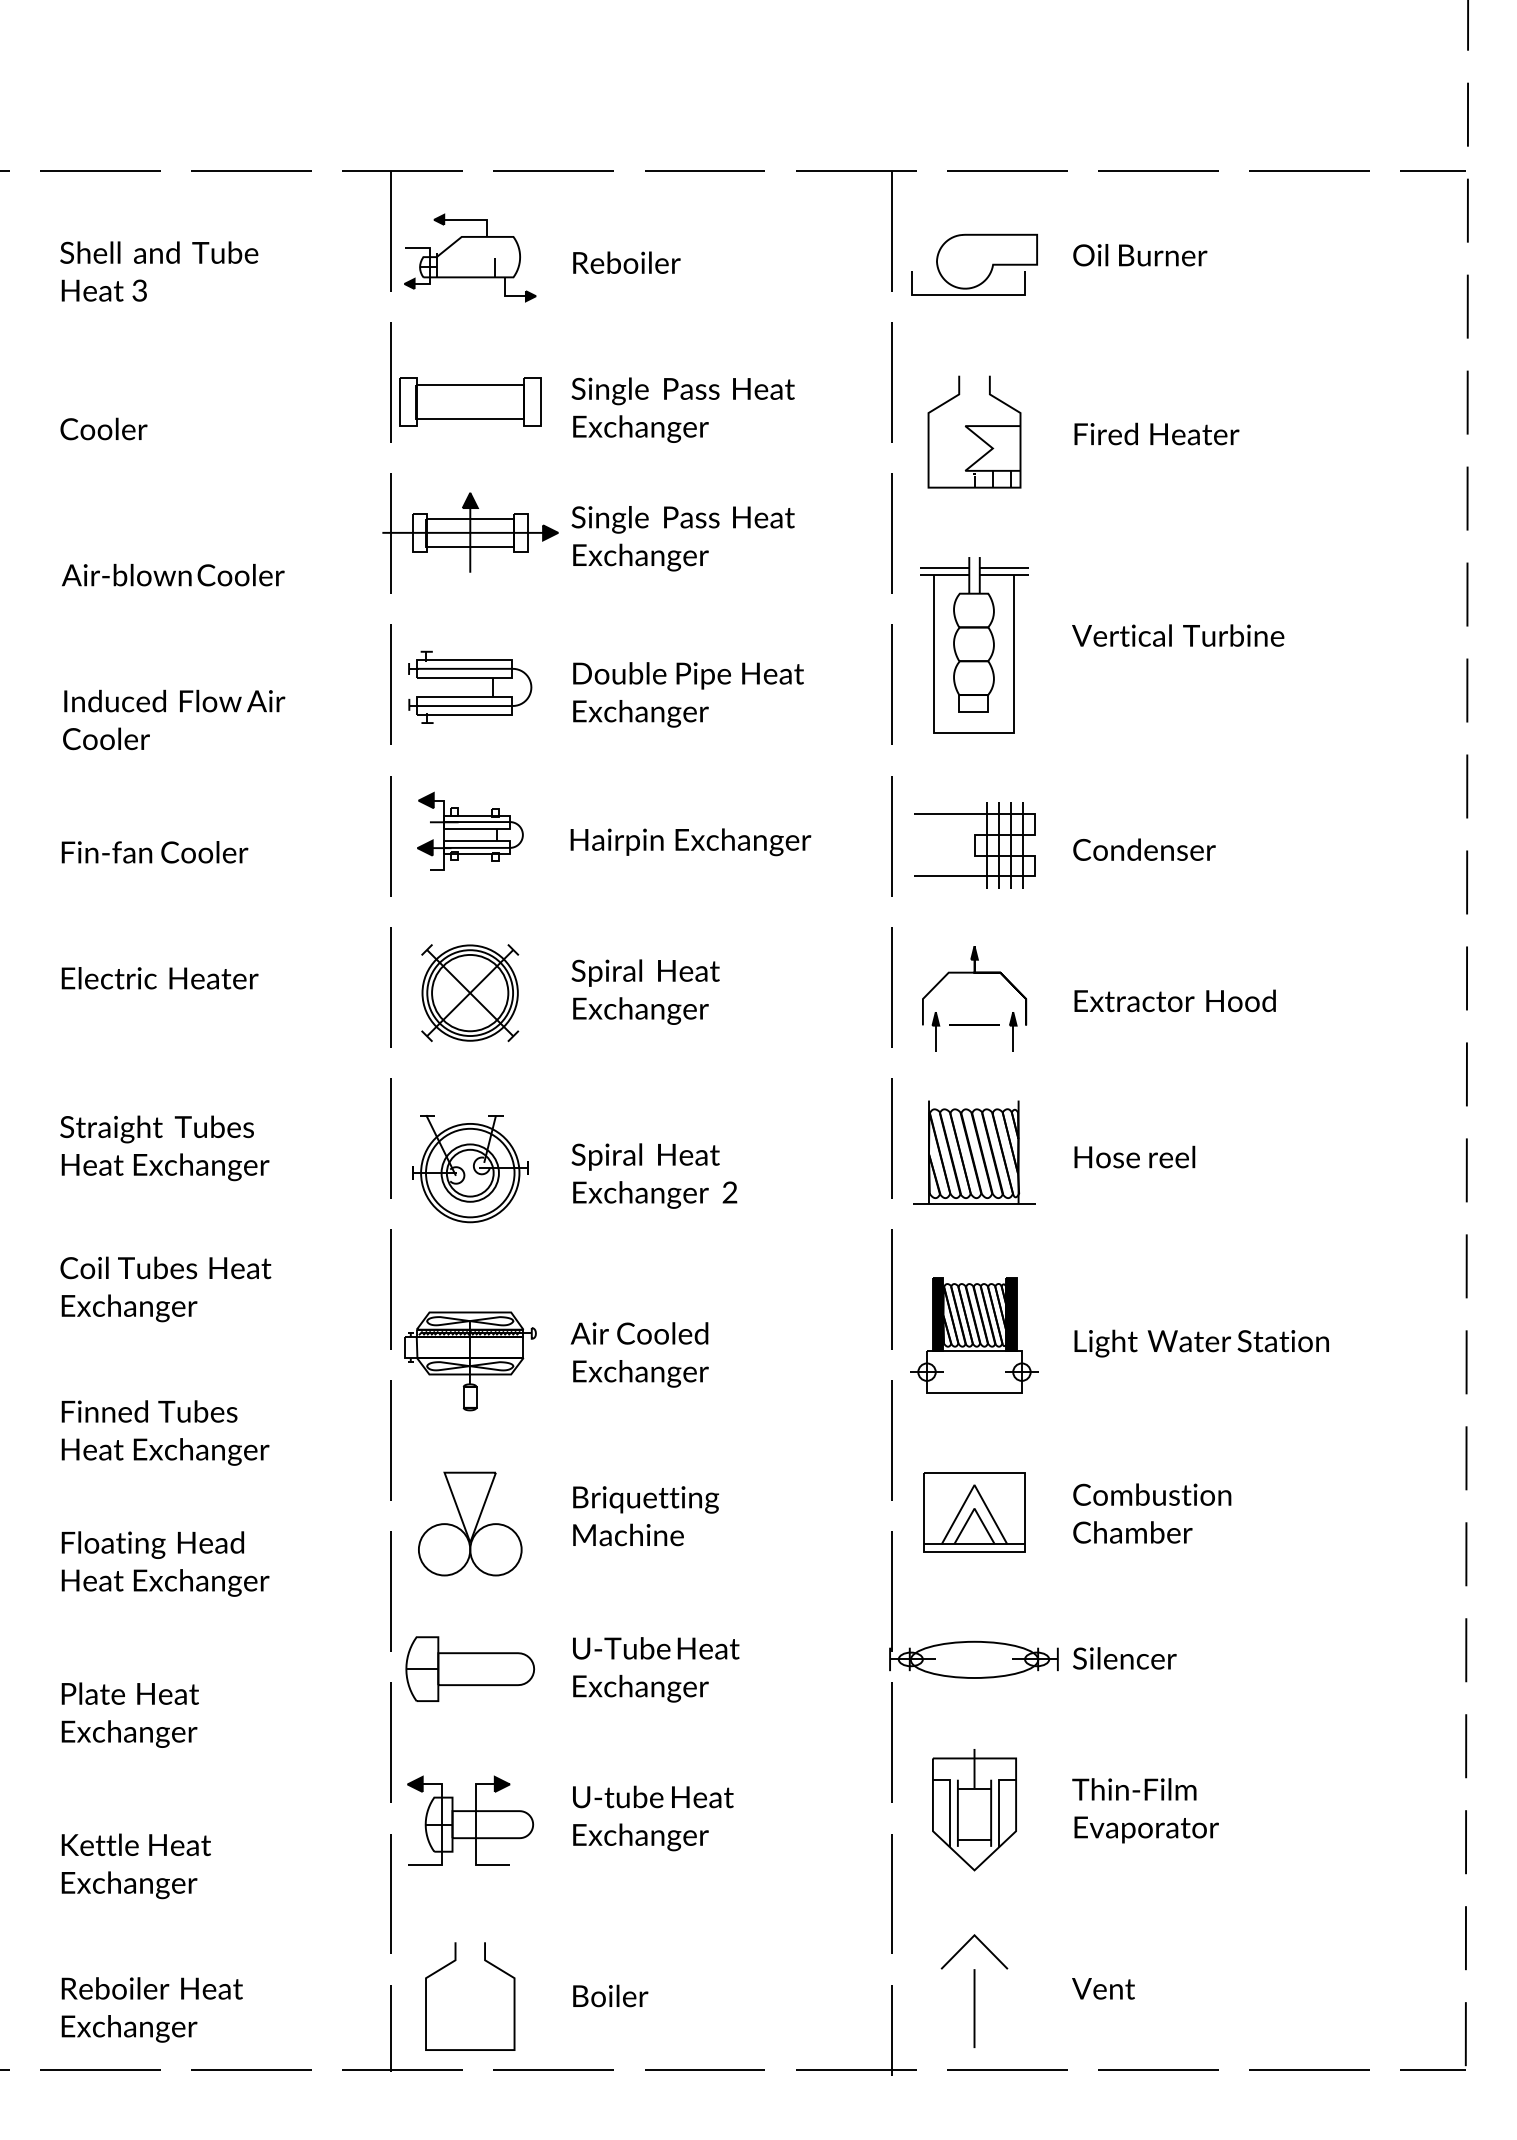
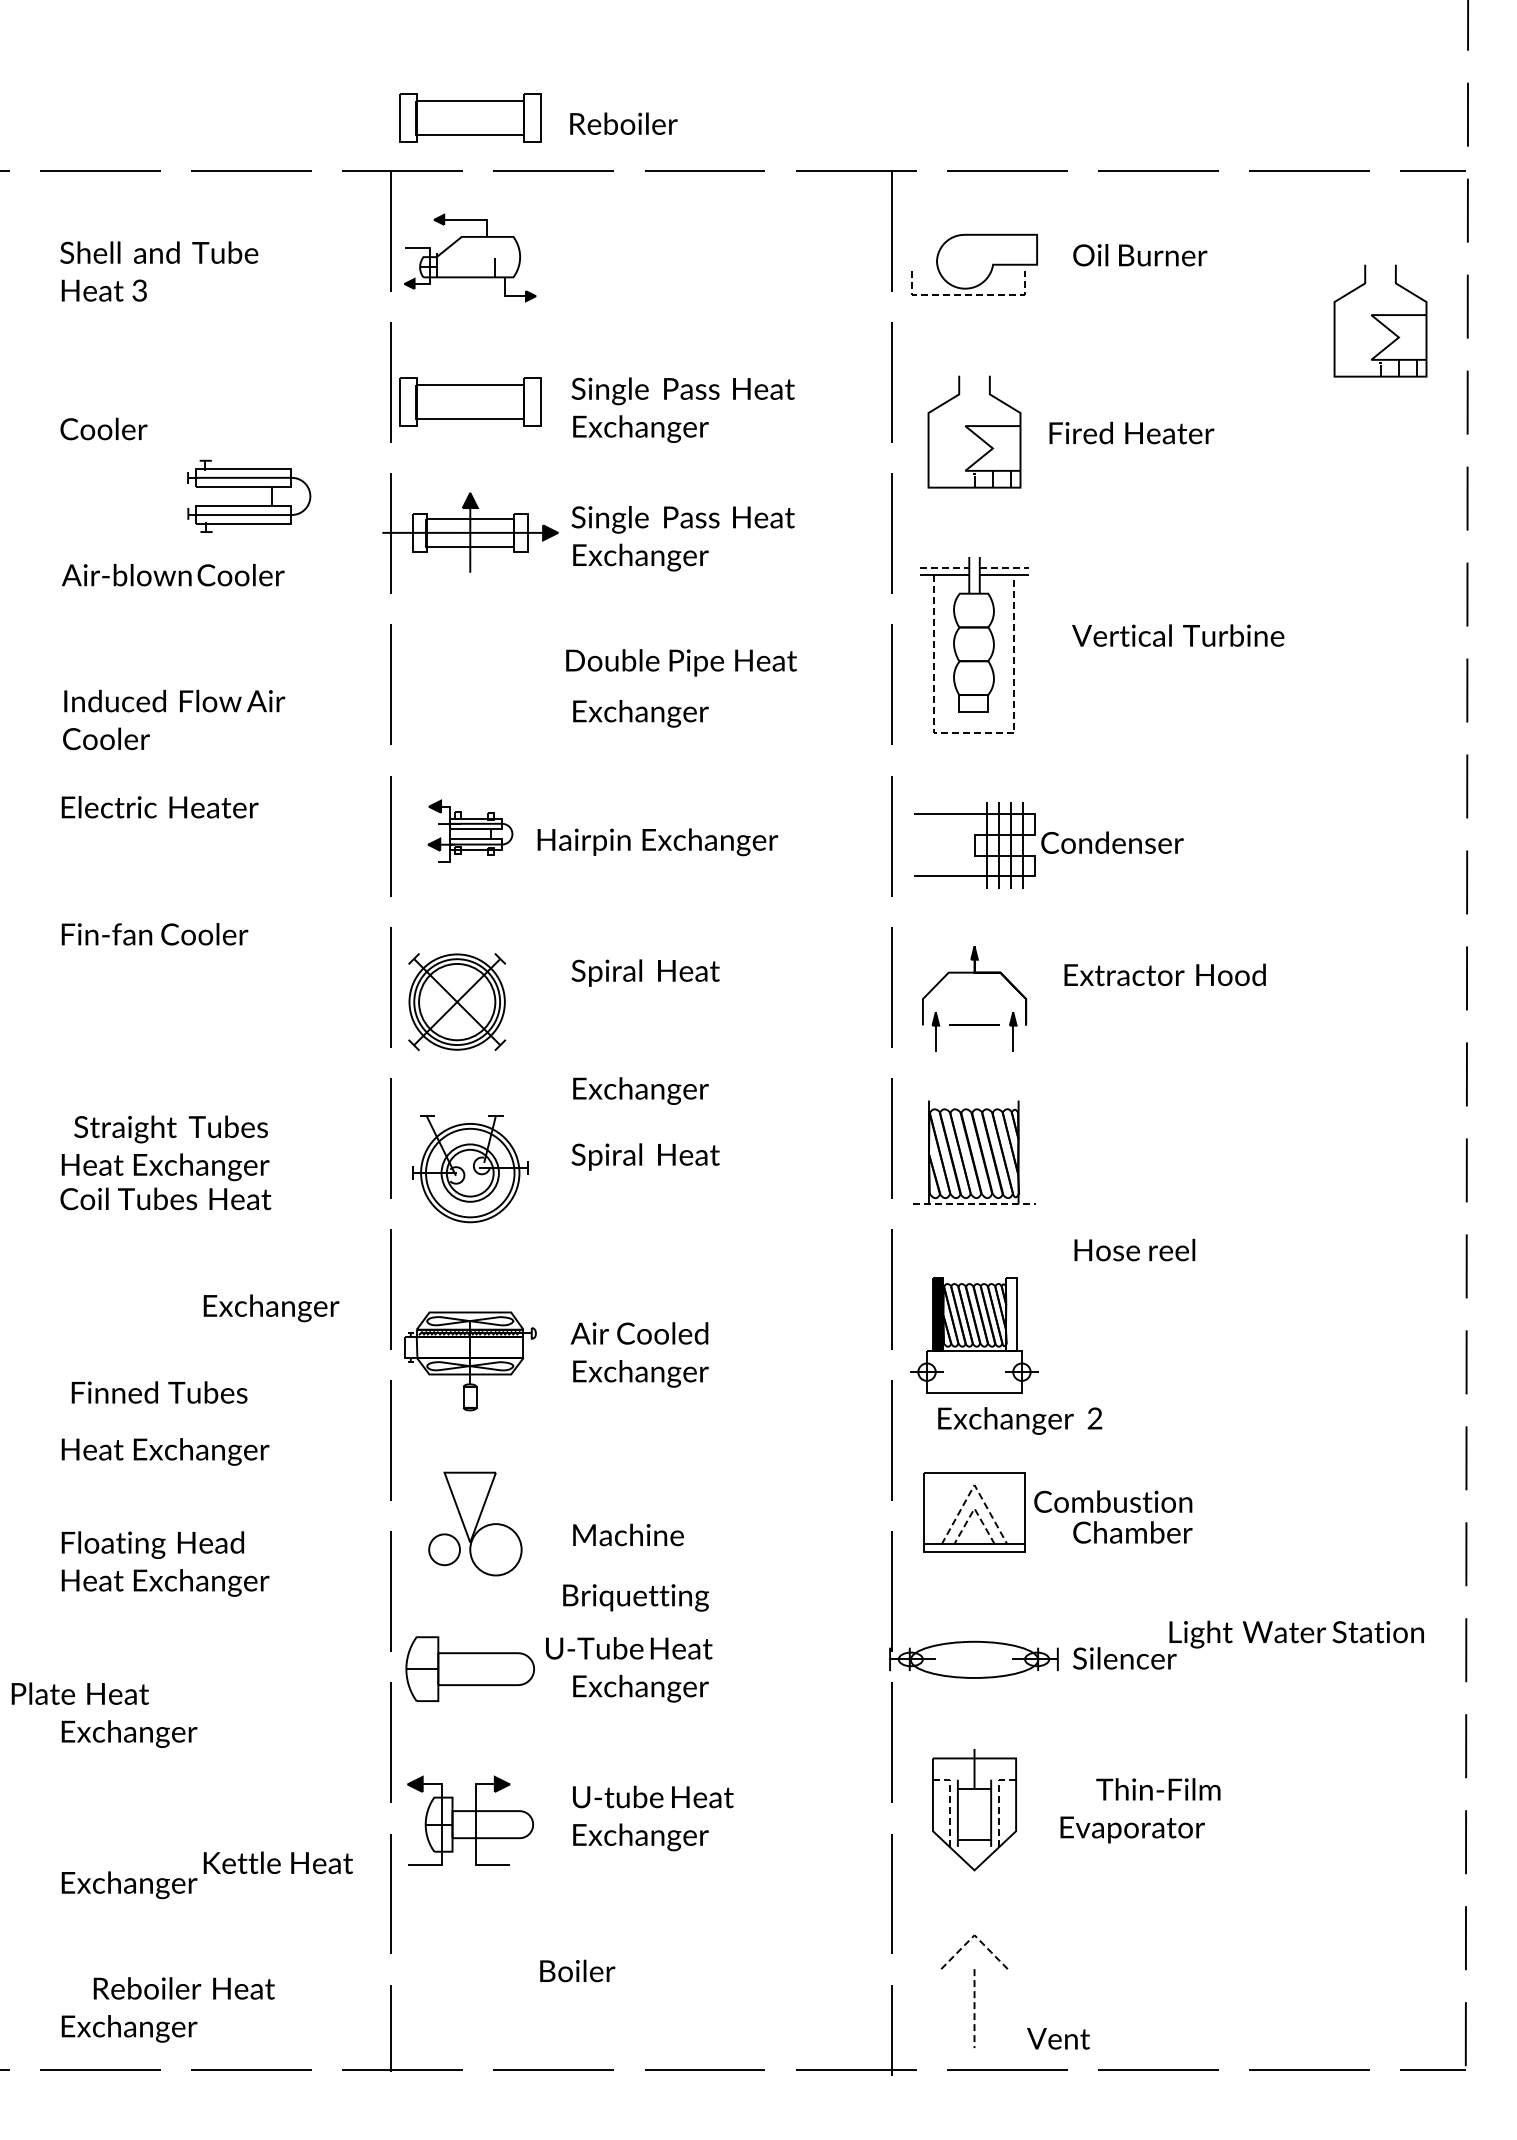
part: none -> present (470, 117)
text position: (626, 262) -> (623, 123) (623, 123)
line: solid -> dashed (968, 294)
part: none -> present (1380, 320)
text position: (1156, 433) -> (1131, 432) (1131, 432)
line: solid -> dashed (944, 568)
line: solid -> dashed (1004, 568)
text position: (688, 675) -> (681, 662) (681, 662)
part position: (470, 678) -> (249, 487) (249, 487)
line: solid -> dashed (974, 733)
part size: 107x80 px -> 87x64 px (470, 830)
text position: (690, 842) -> (657, 842) (657, 842)
text position: (1144, 849) -> (1112, 842) (1112, 842)
text position: (154, 852) -> (154, 934) (154, 934)
text position: (159, 978) -> (159, 807) (159, 807)
part position: (470, 992) -> (457, 1001) (457, 1001)
text position: (1174, 1000) -> (1164, 974) (1164, 974)
text position: (640, 1010) -> (640, 1090) (640, 1090)
text position: (156, 1129) -> (170, 1129) (170, 1129)
text position: (1134, 1156) -> (1134, 1249) (1134, 1249)
text position: (655, 1194) -> (1020, 1420) (1020, 1420)
line: solid -> dashed (974, 1204)
text position: (165, 1267) -> (165, 1198) (165, 1198)
text position: (129, 1308) -> (271, 1308) (271, 1308)
fill: present -> none (1011, 1313)
text position: (1201, 1343) -> (1296, 1634) (1296, 1634)
text position: (149, 1411) -> (159, 1392) (159, 1392)
line: solid -> dashed (974, 1485)
text position: (1152, 1494) -> (1113, 1501) (1113, 1501)
text position: (645, 1499) -> (635, 1597) (635, 1597)
line: solid -> dashed (974, 1508)
circle diameter: 51 px -> 31 px (444, 1549)
text position: (656, 1648) -> (629, 1648) (629, 1648)
text position: (129, 1693) -> (79, 1693) (79, 1693)
text position: (1134, 1789) -> (1158, 1789) (1158, 1789)
line: solid -> dashed (949, 1804)
line: solid -> dashed (999, 1804)
text position: (1146, 1829) -> (1132, 1829) (1132, 1829)
text position: (135, 1844) -> (277, 1862) (277, 1862)
line: solid -> dashed (974, 1935)
curve: present -> none (489, 1964)
text position: (151, 1988) -> (183, 1988) (183, 1988)
text position: (1103, 1988) -> (1058, 2038) (1058, 2038)
text position: (610, 1995) -> (577, 1970) (577, 1970)
line: solid -> dashed (974, 2009)
